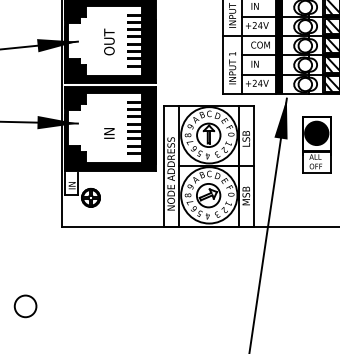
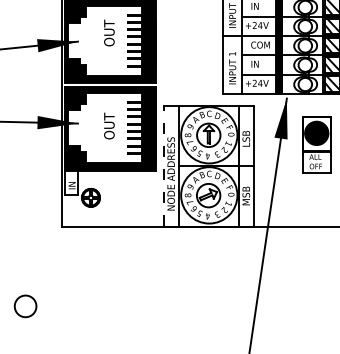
text position: (109, 41) -> (109, 32) (109, 32)
text: IN -> OUT (109, 125)
line: solid -> dashed (163, 165)
